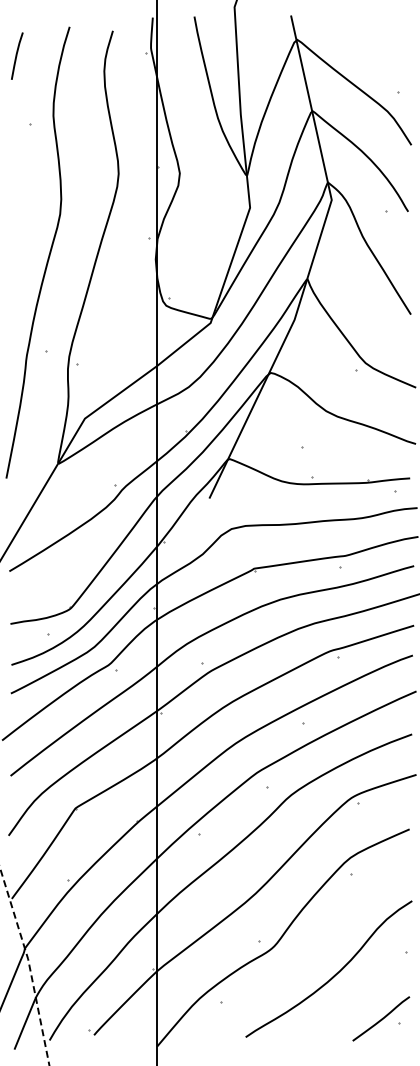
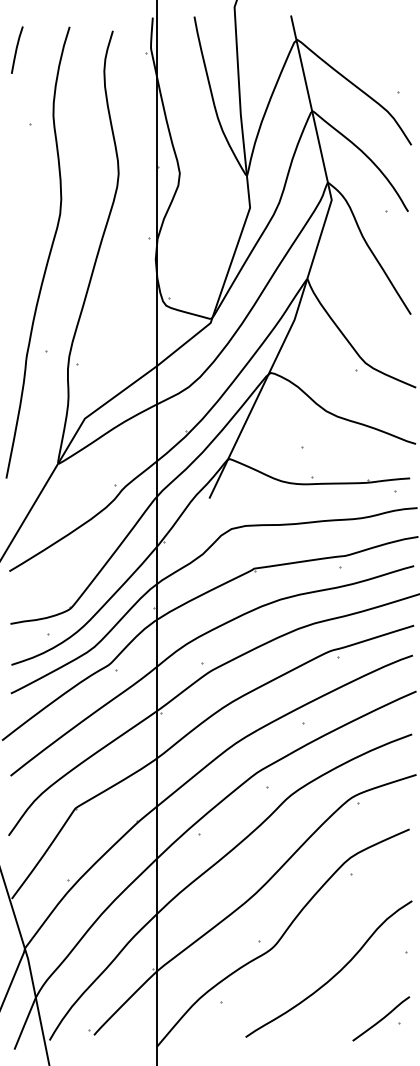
line position: (17, 55) -> (17, 49) (17, 49)
line: dashed -> solid (29, 964)
